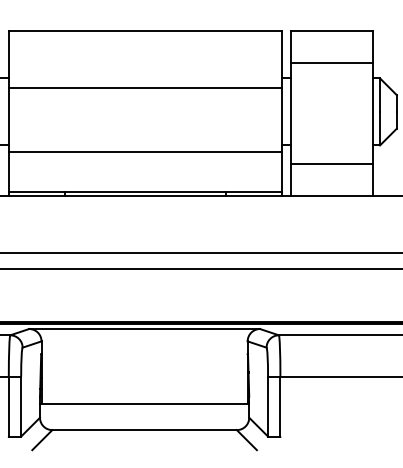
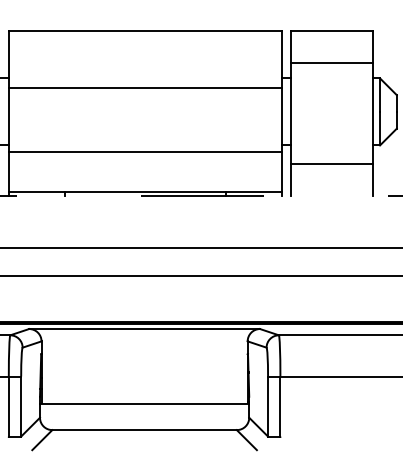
line: solid -> dashed (201, 196)
line position: (200, 253) -> (200, 248) (200, 248)
line position: (200, 269) -> (200, 276) (200, 276)
